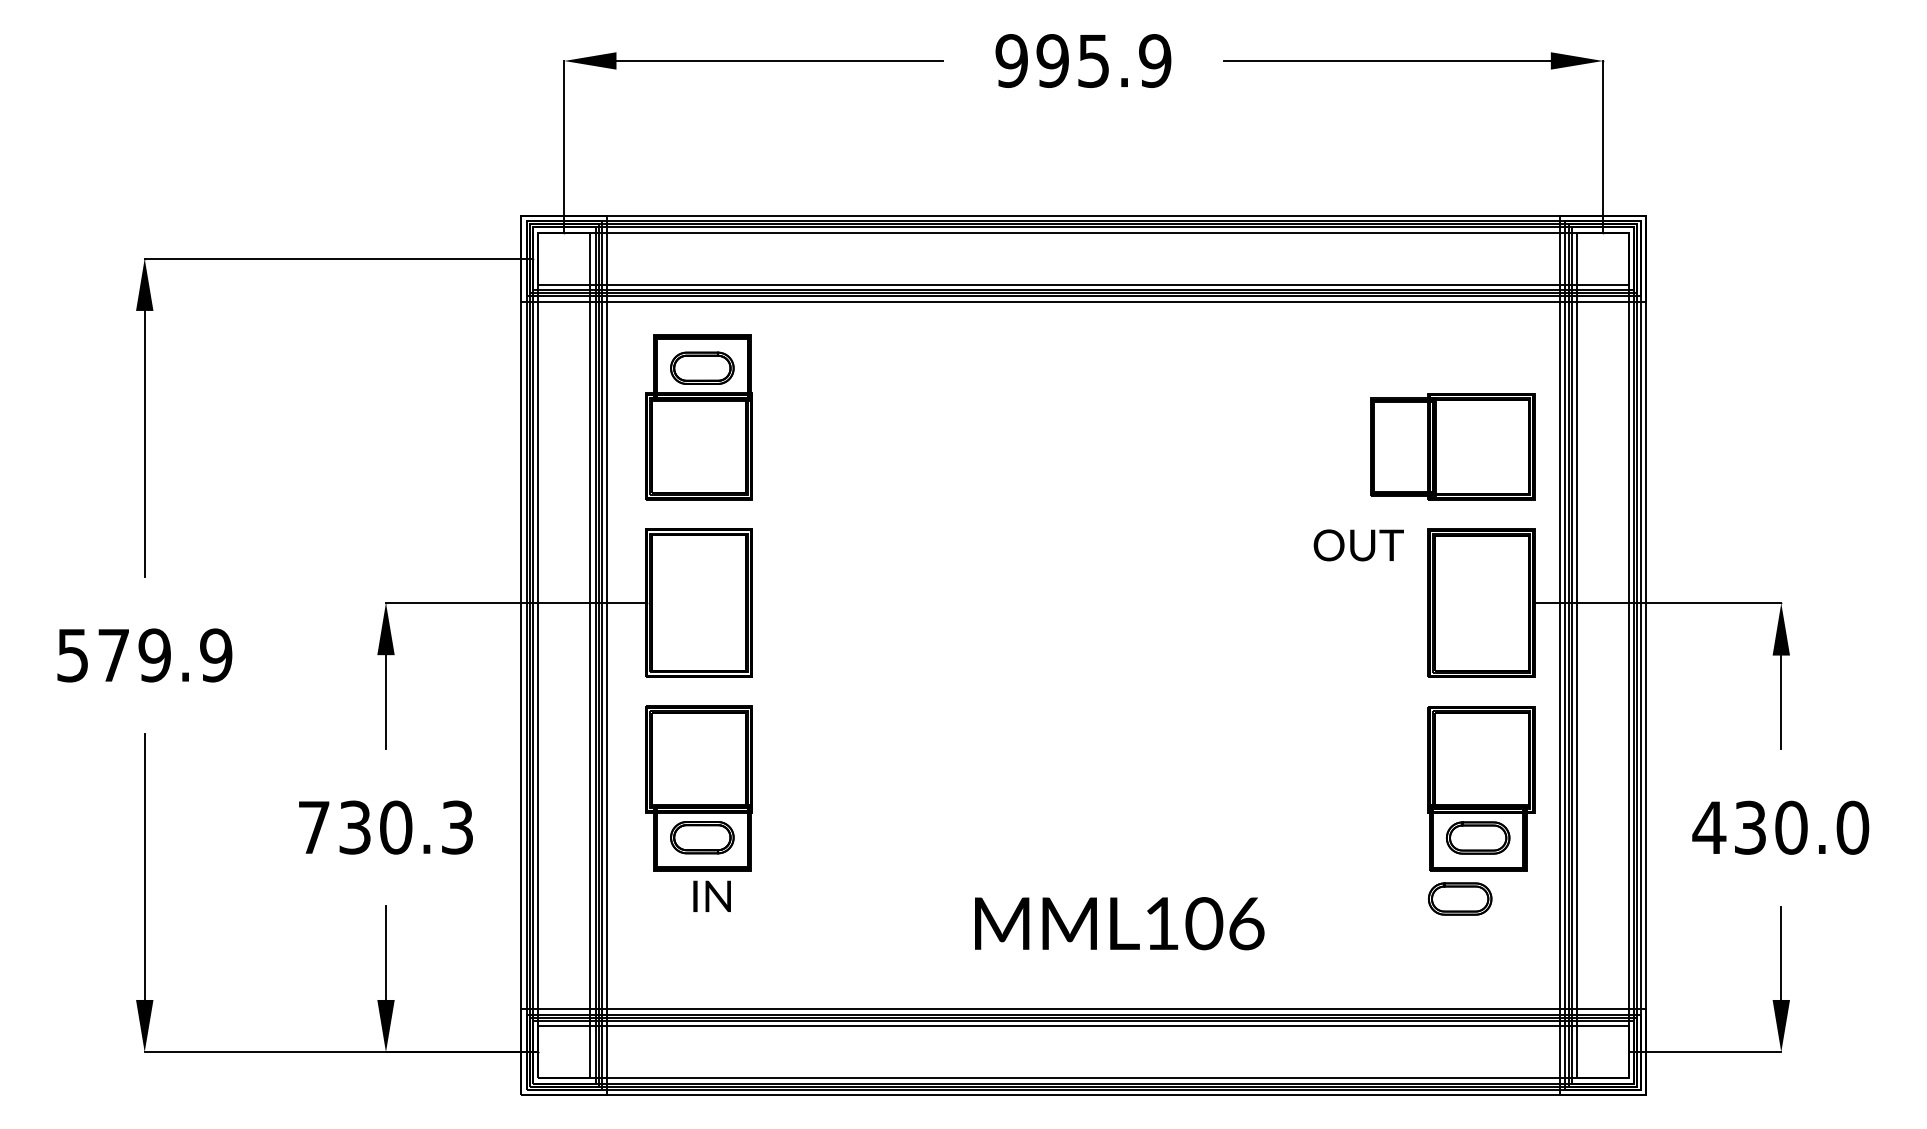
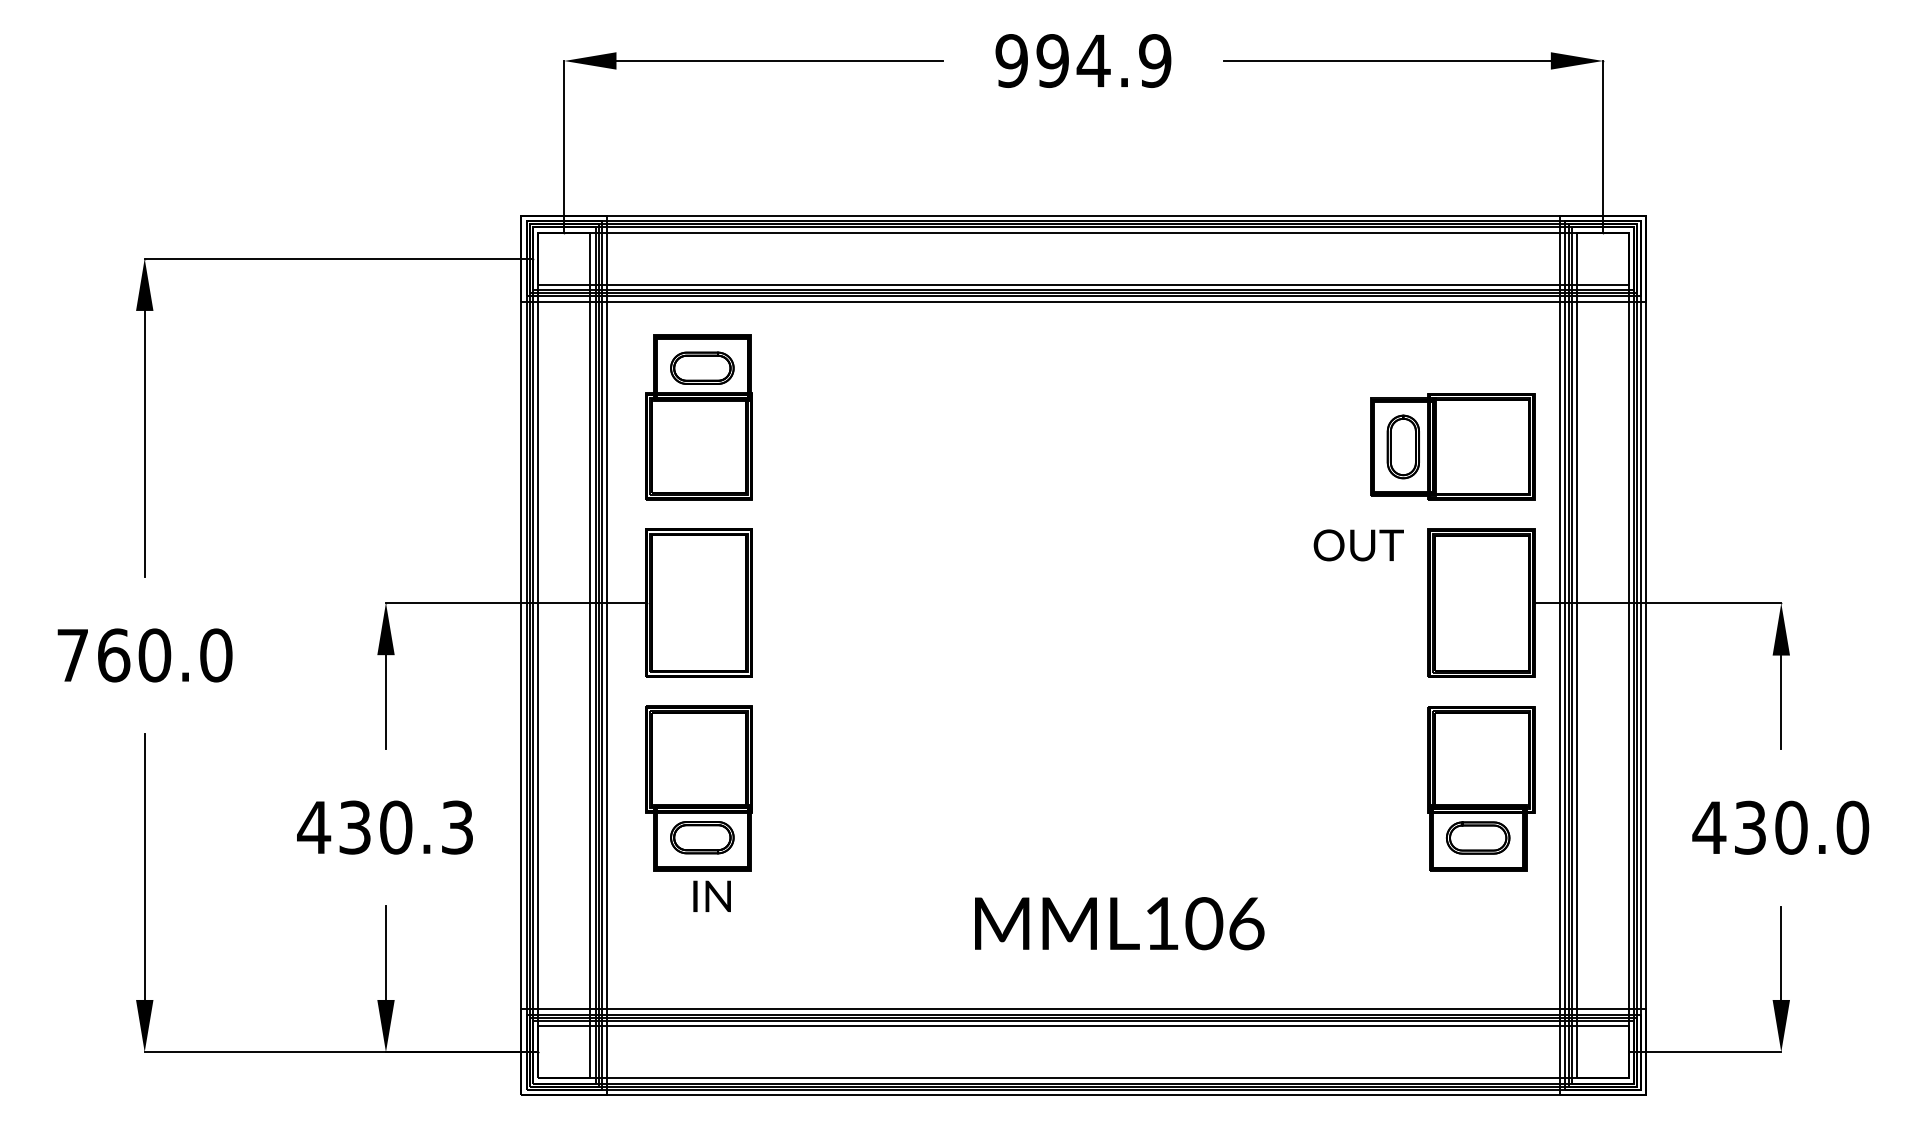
text: 995.9 -> 994.9 (1093, 61)
part: none -> present (1402, 446)
text: 579.9 -> 760.0 (144, 655)
text: 730.3 -> 430.3 (314, 827)
part: present -> none (1460, 898)
